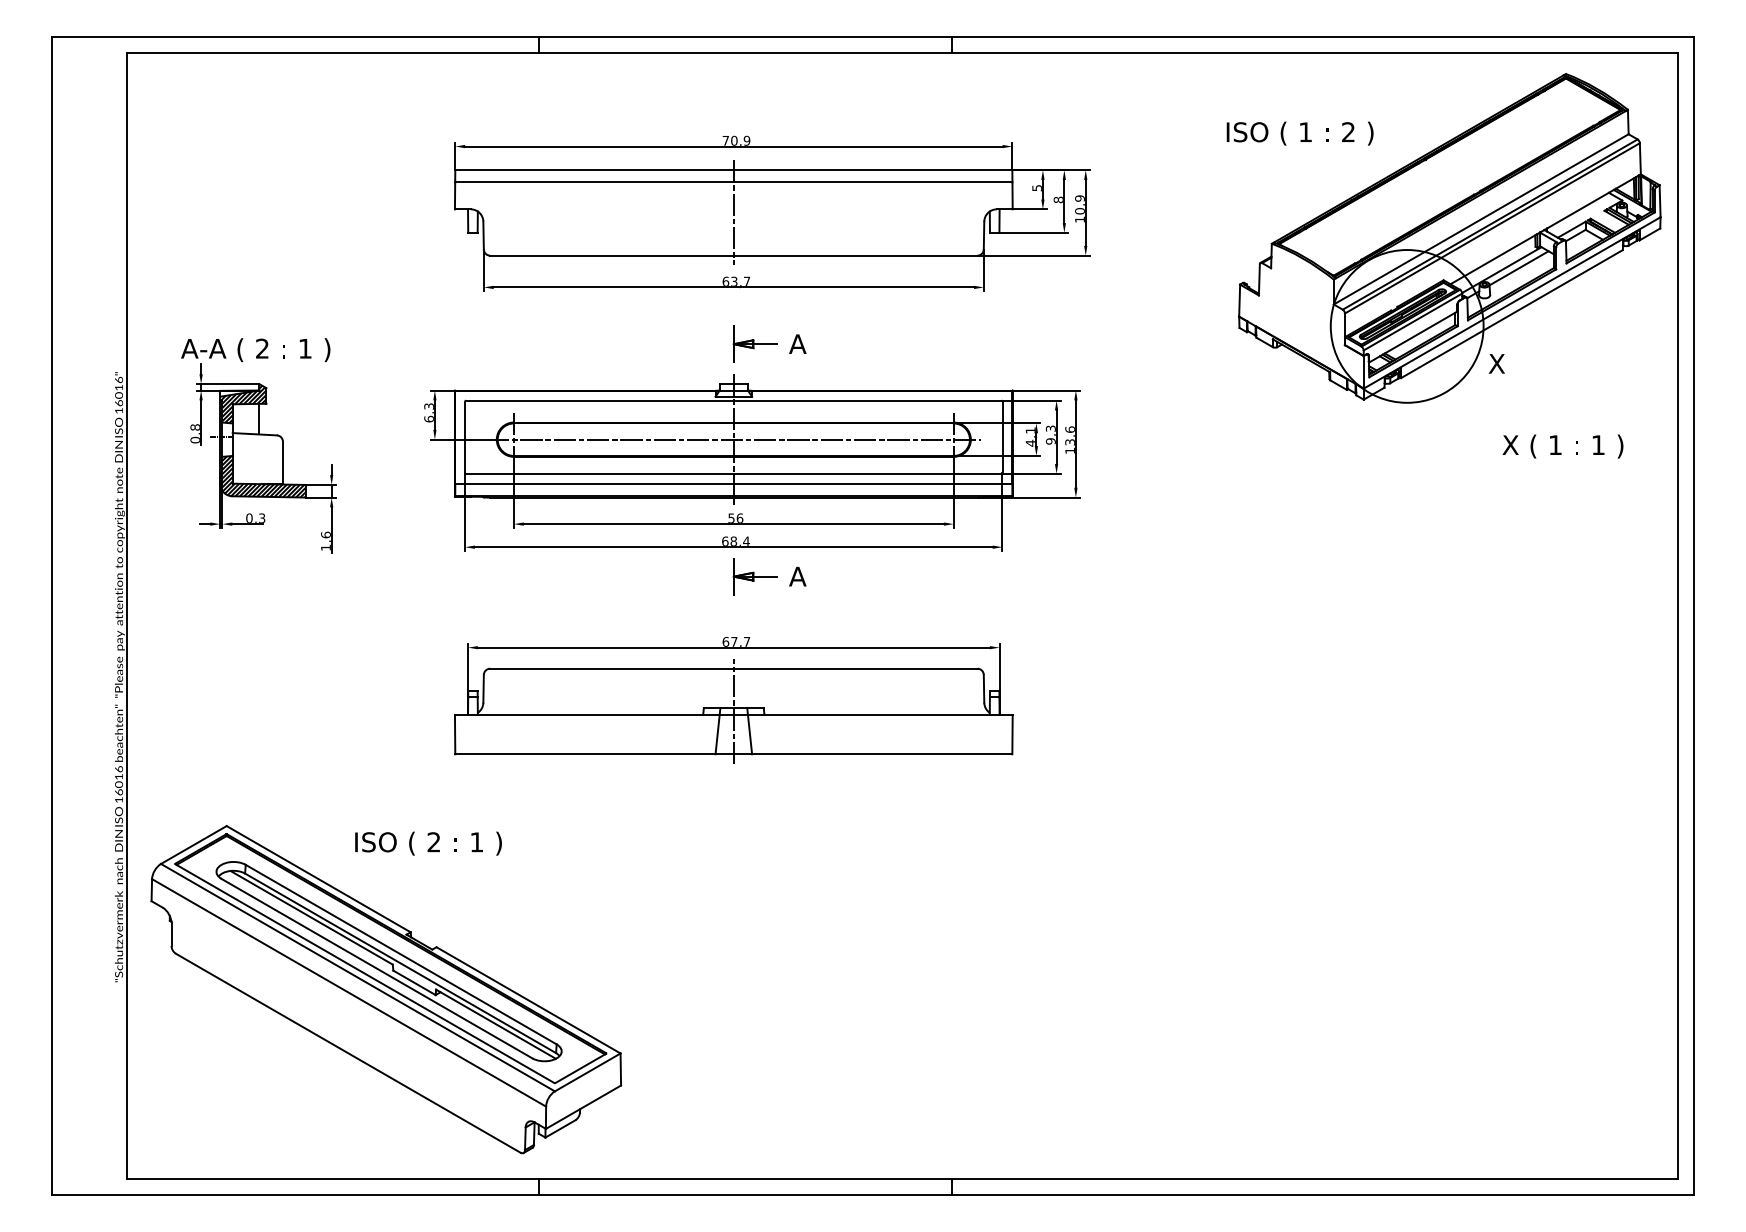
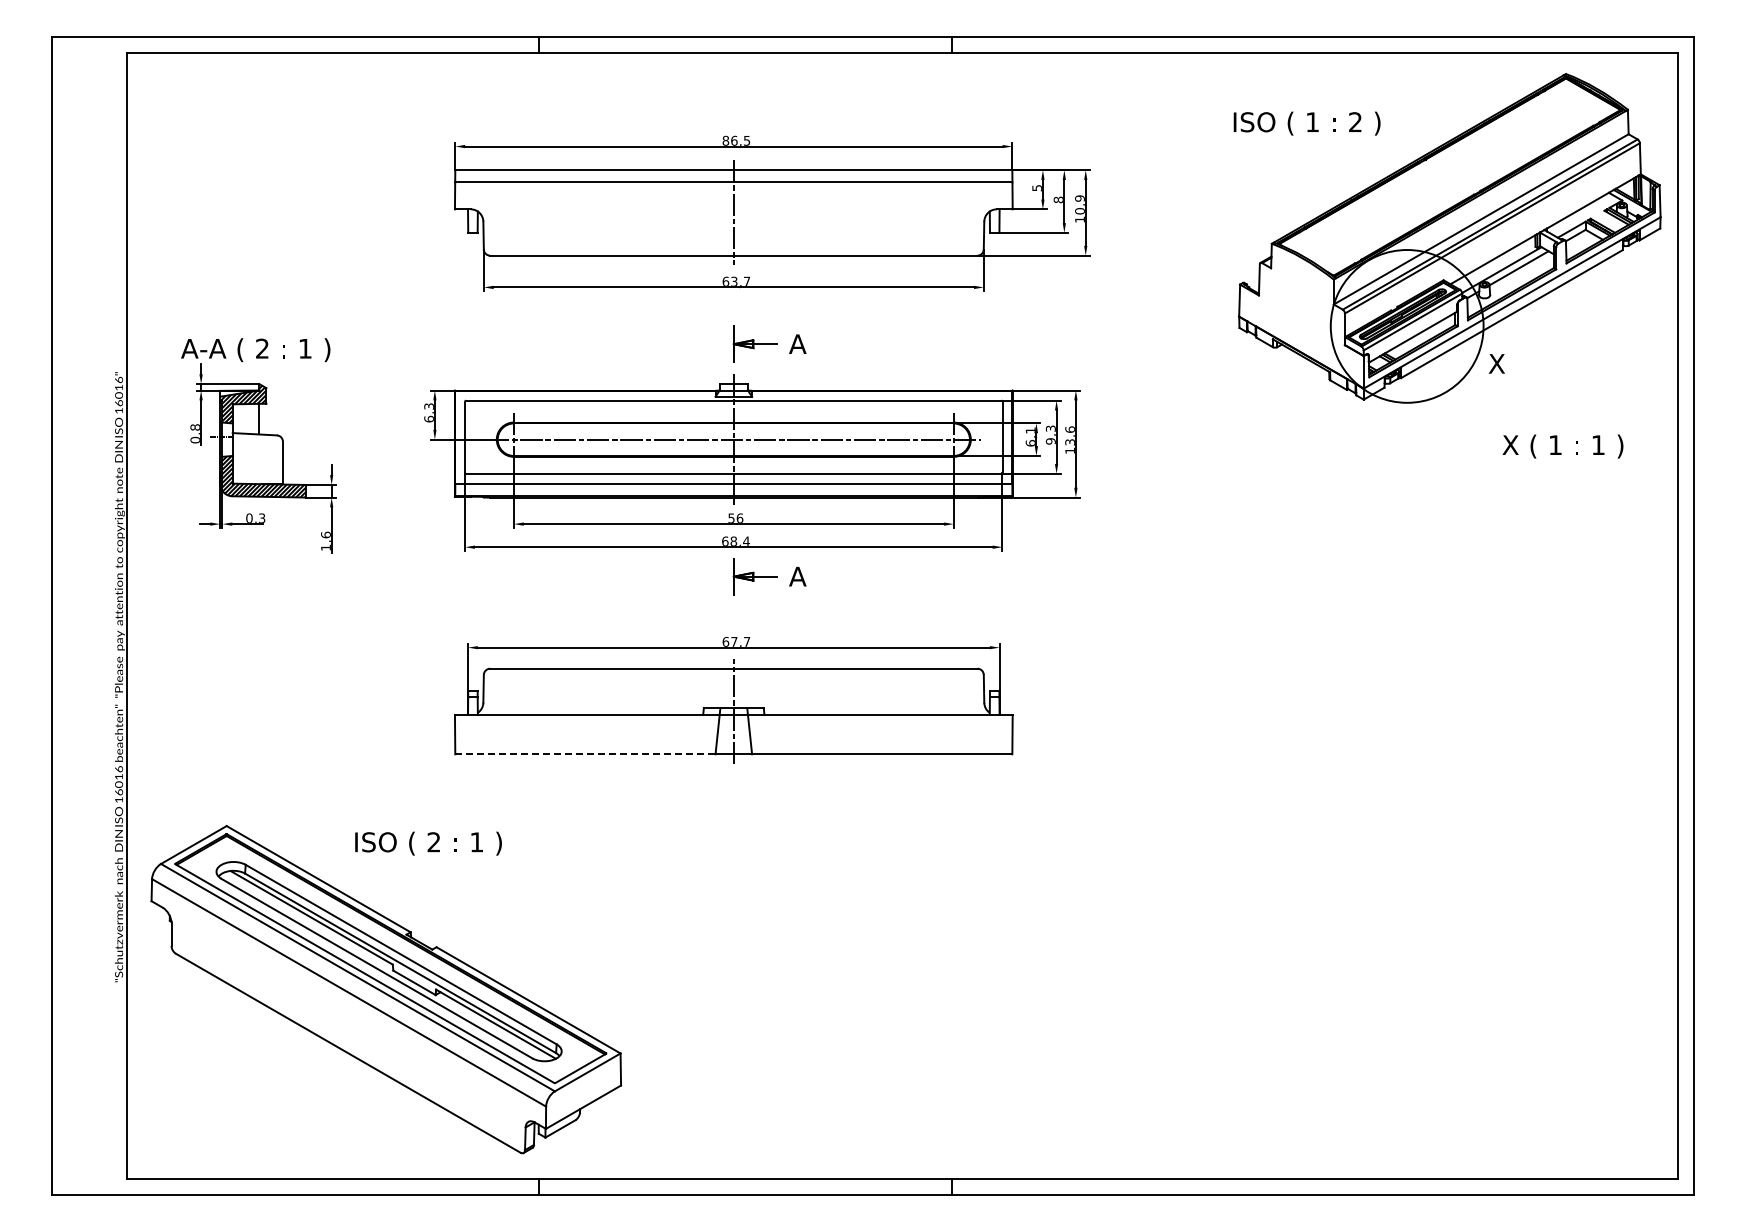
text position: (1299, 133) -> (1306, 123) (1306, 123)
text: 70,9 -> 86,5 (736, 140)
text: 4,1 -> 6,1 (1029, 443)
line: solid -> dashed (585, 754)
